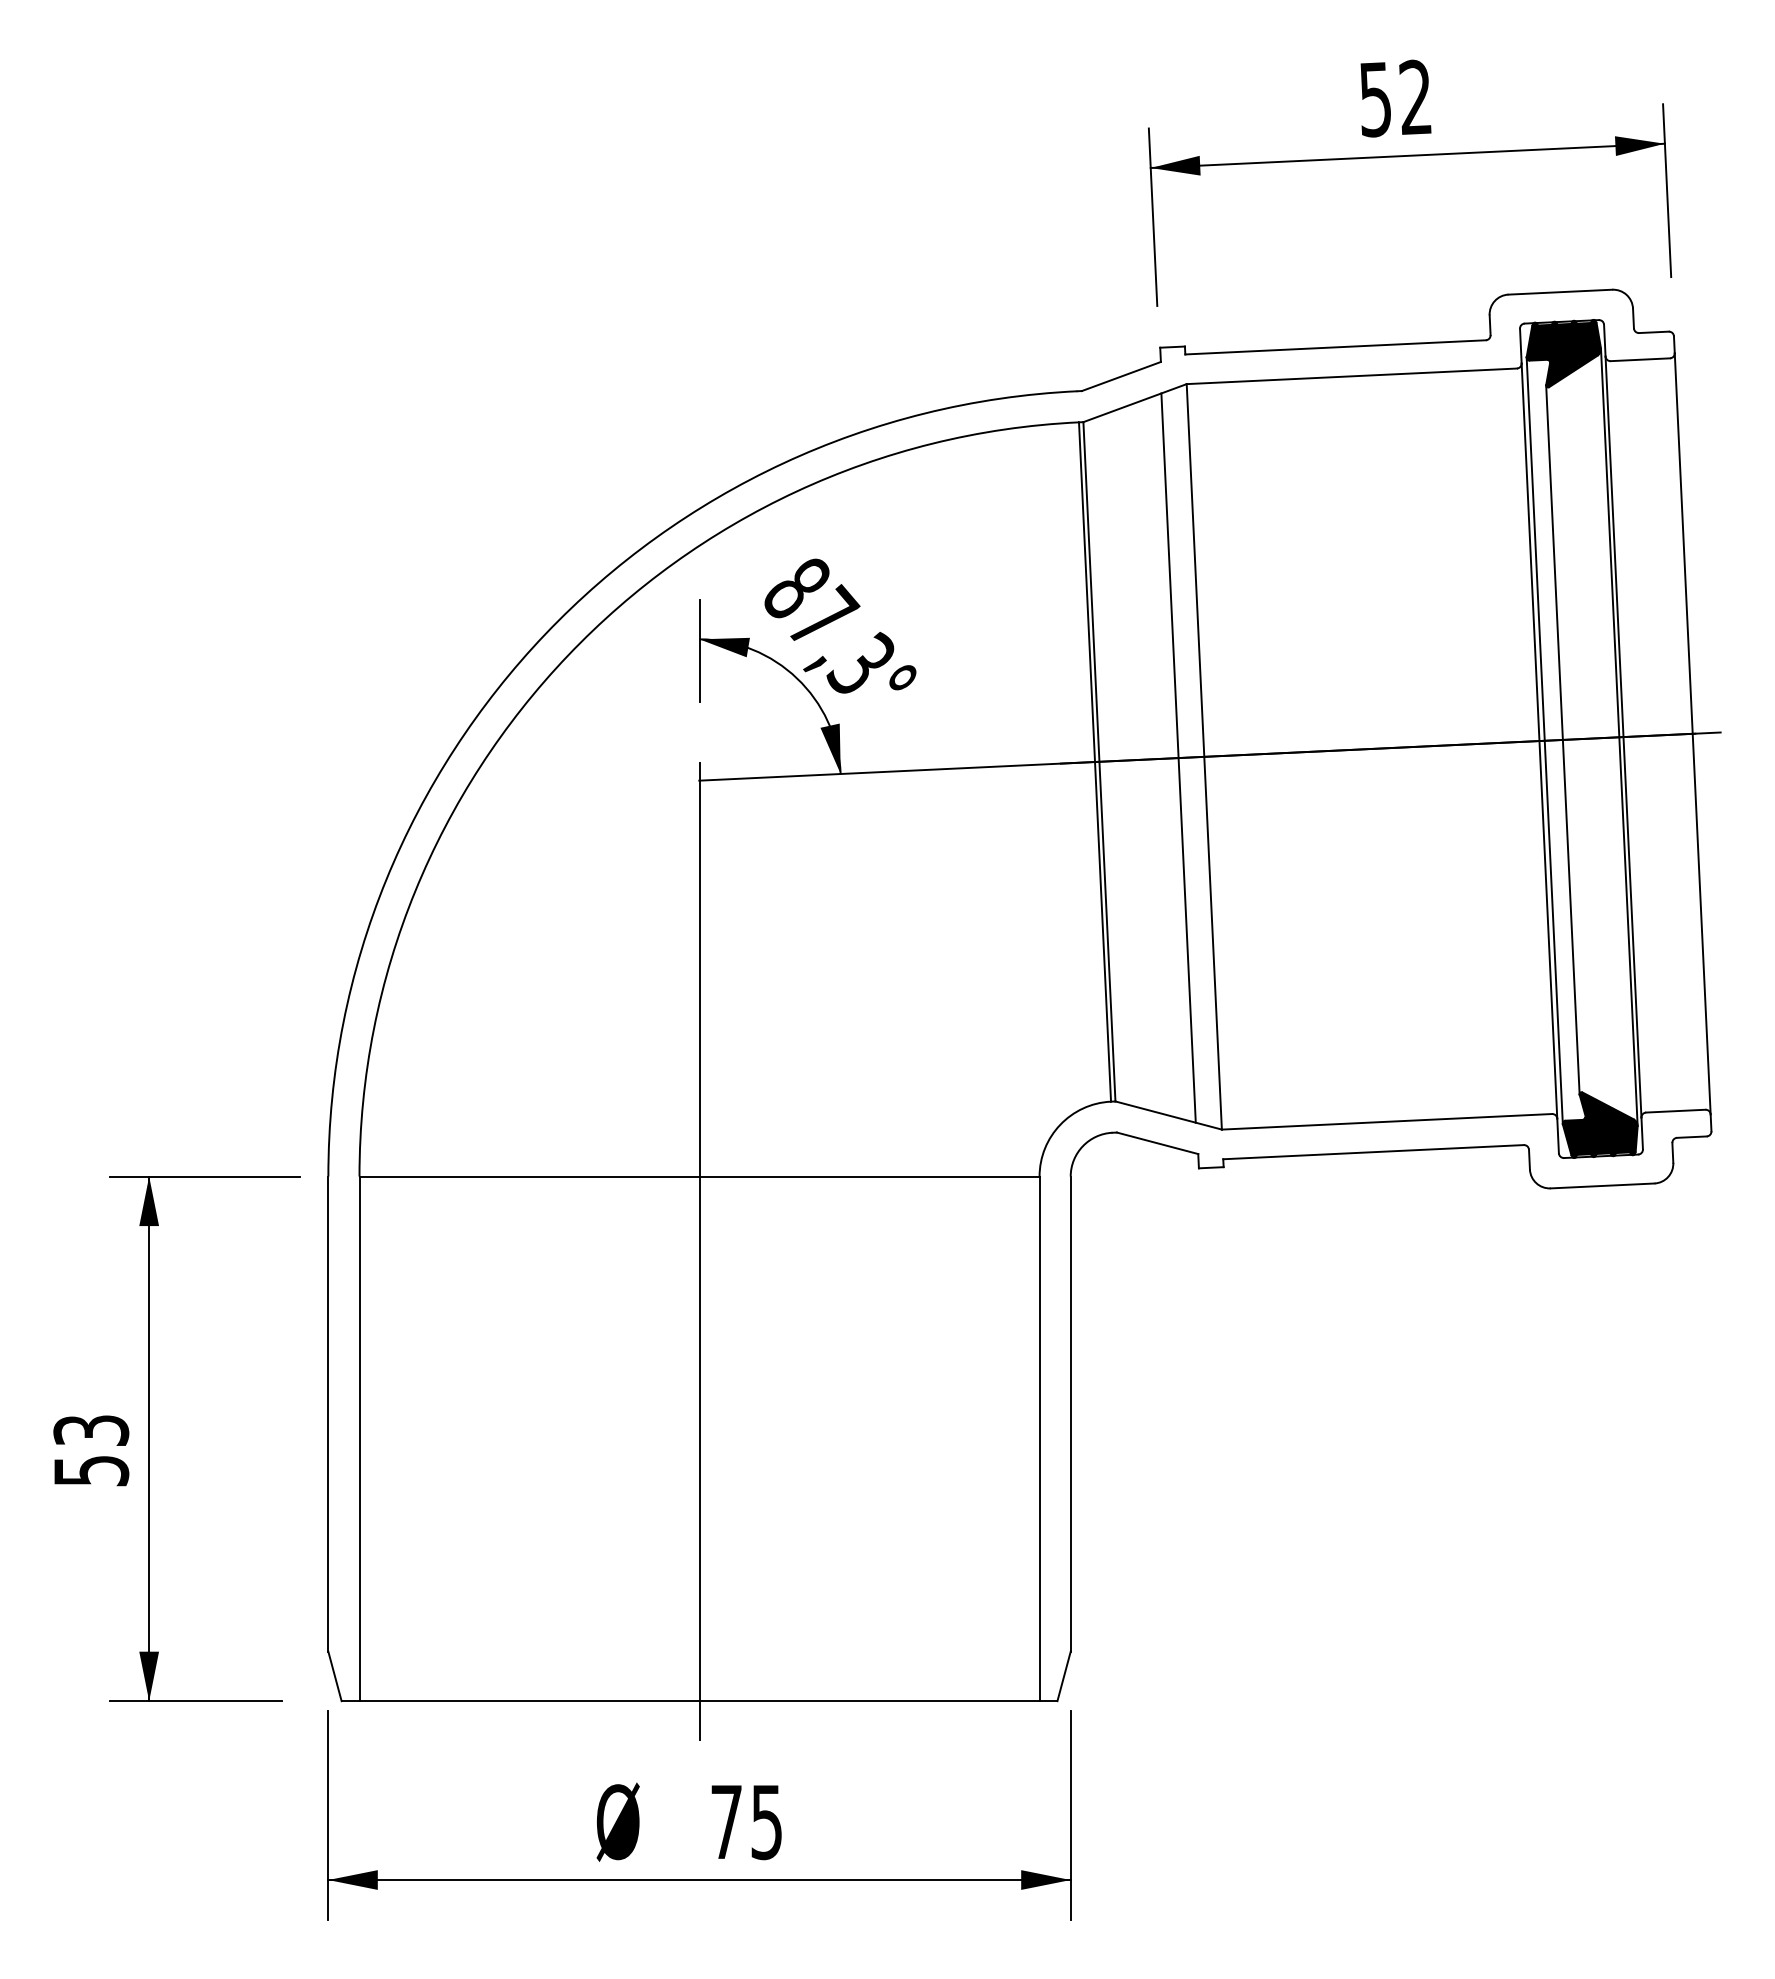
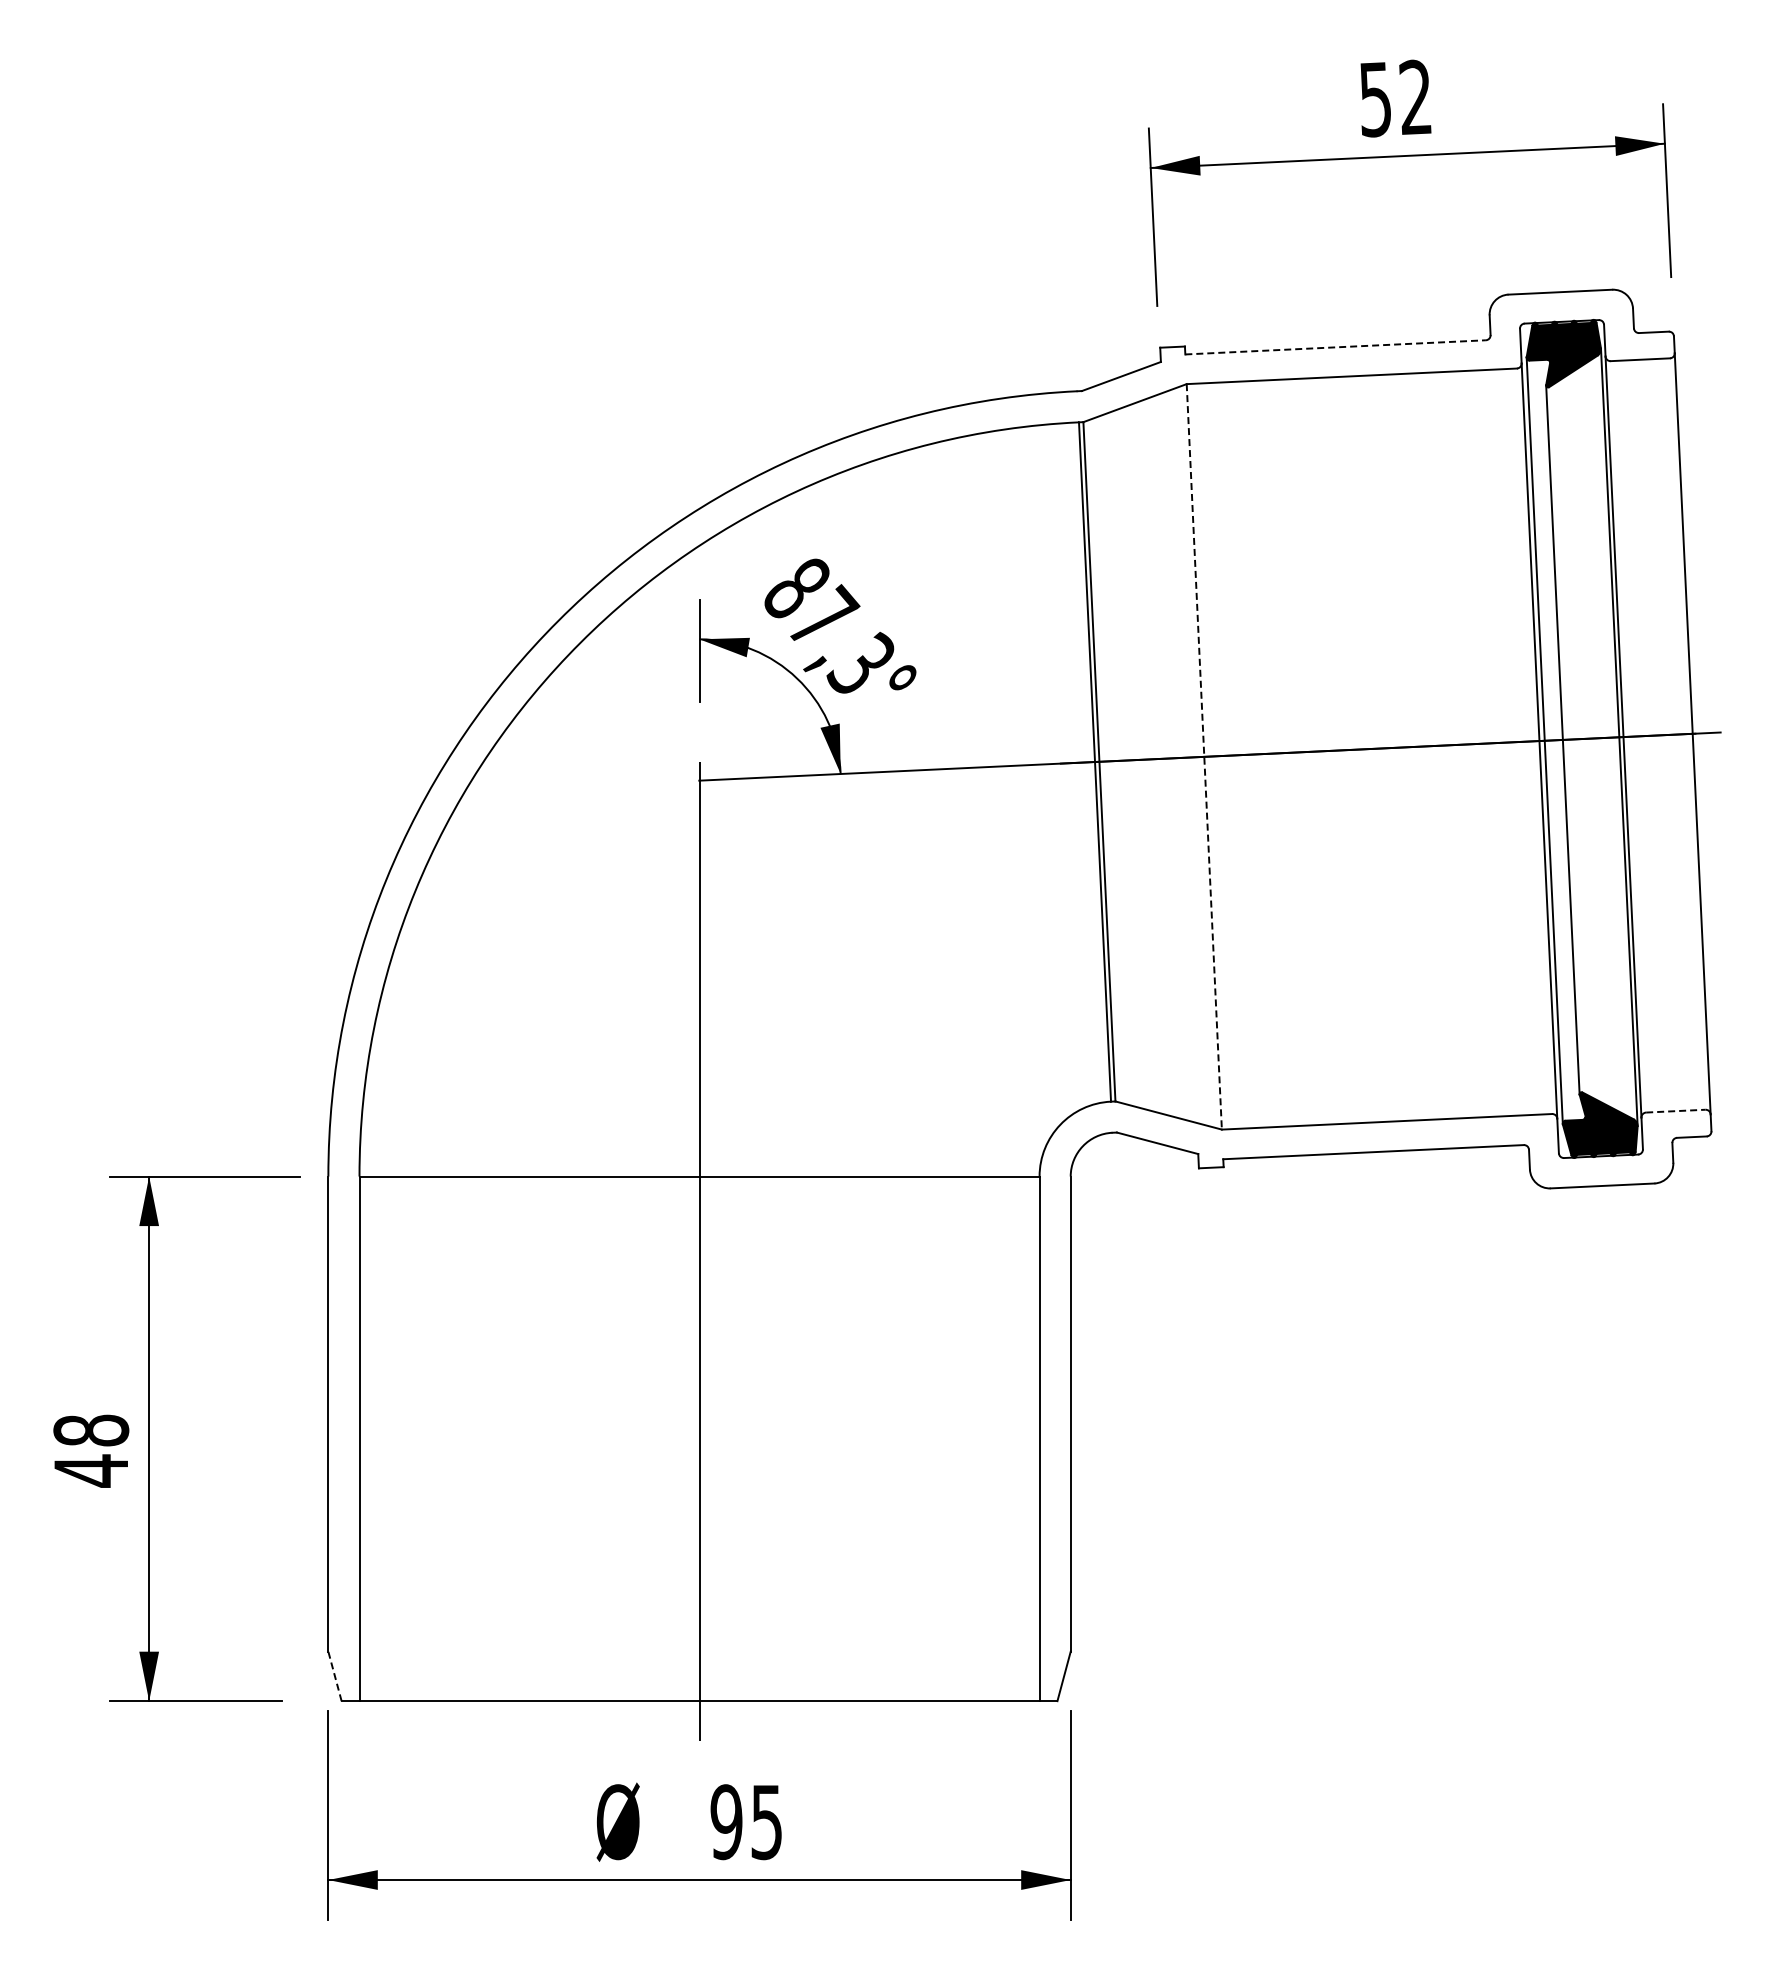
line: solid -> dashed (1336, 347)
line: present -> none (1178, 757)
line: solid -> dashed (1204, 757)
line: solid -> dashed (1675, 1111)
text: 53 -> 48 (91, 1450)
line: solid -> dashed (335, 1676)
text: 75 -> 95 (726, 1822)
